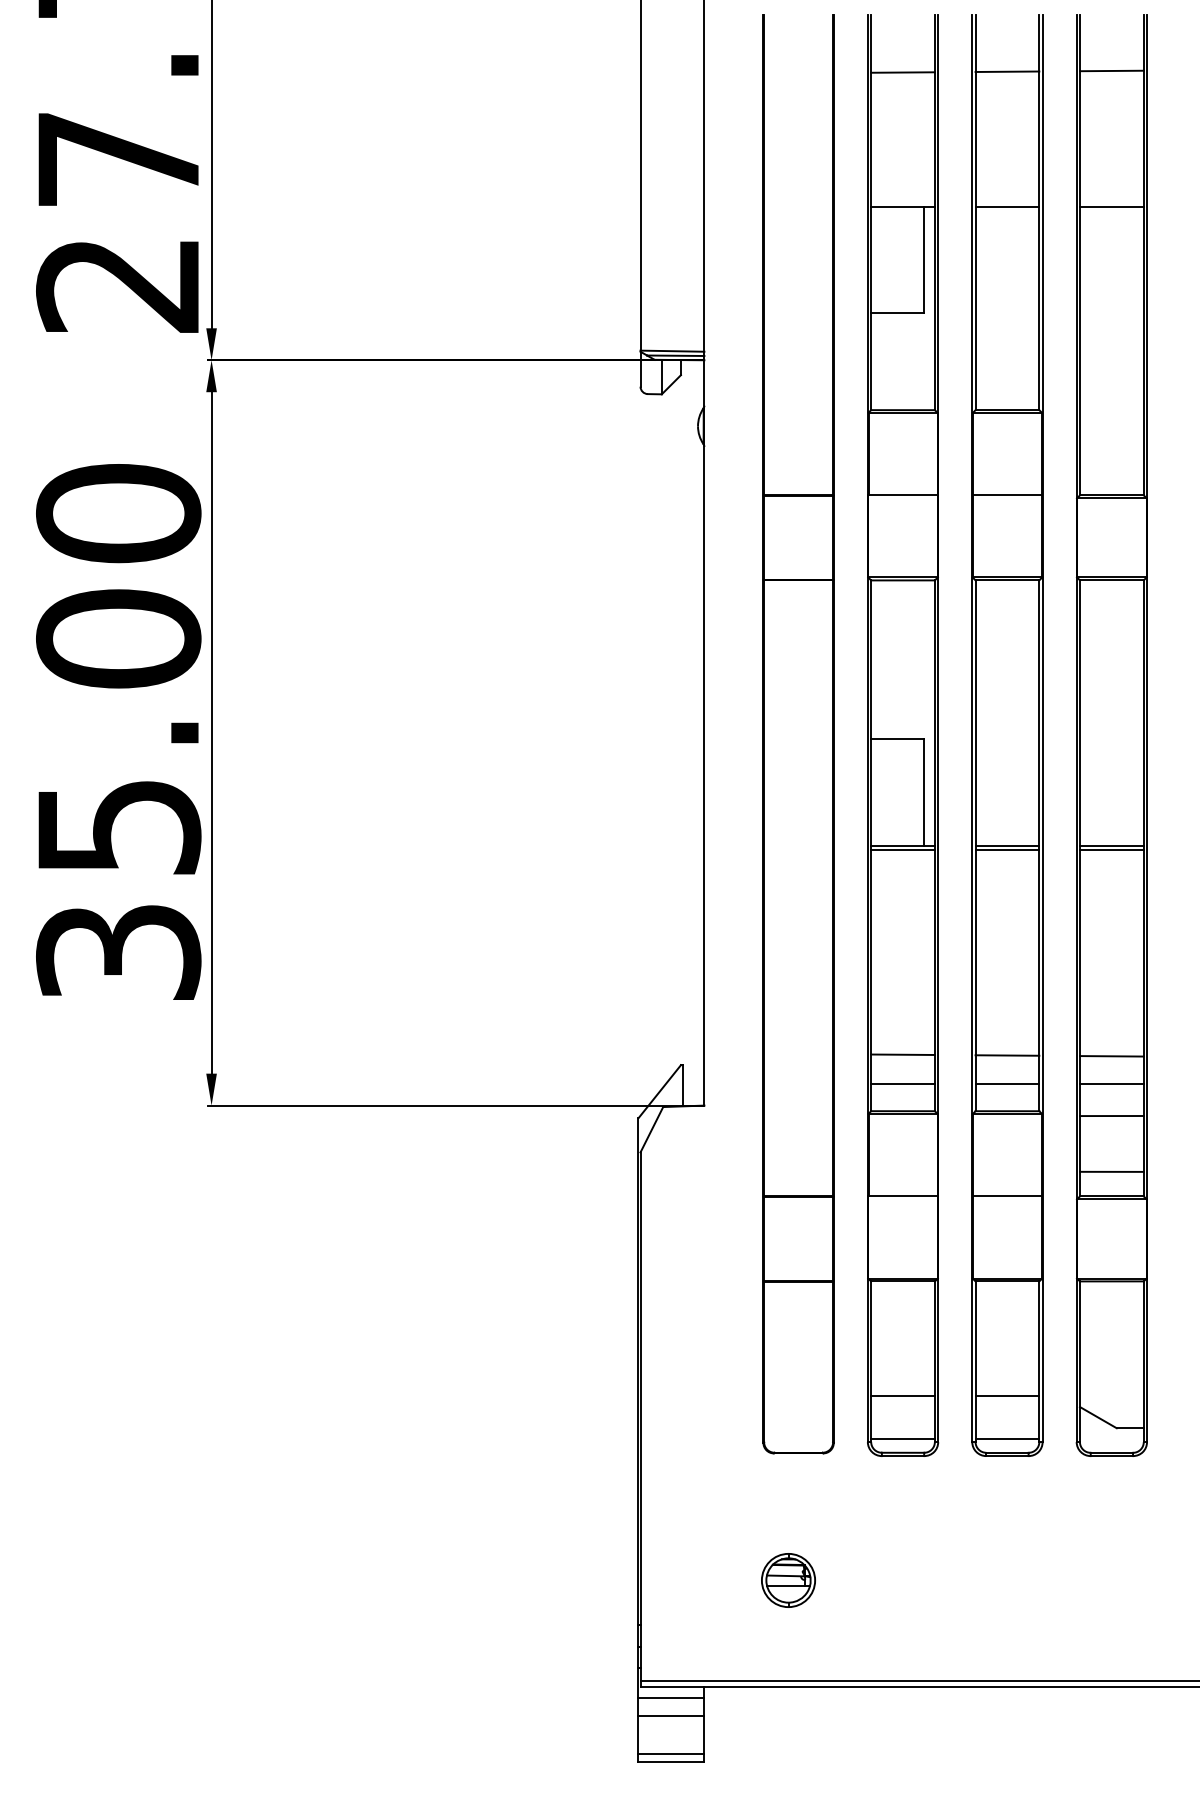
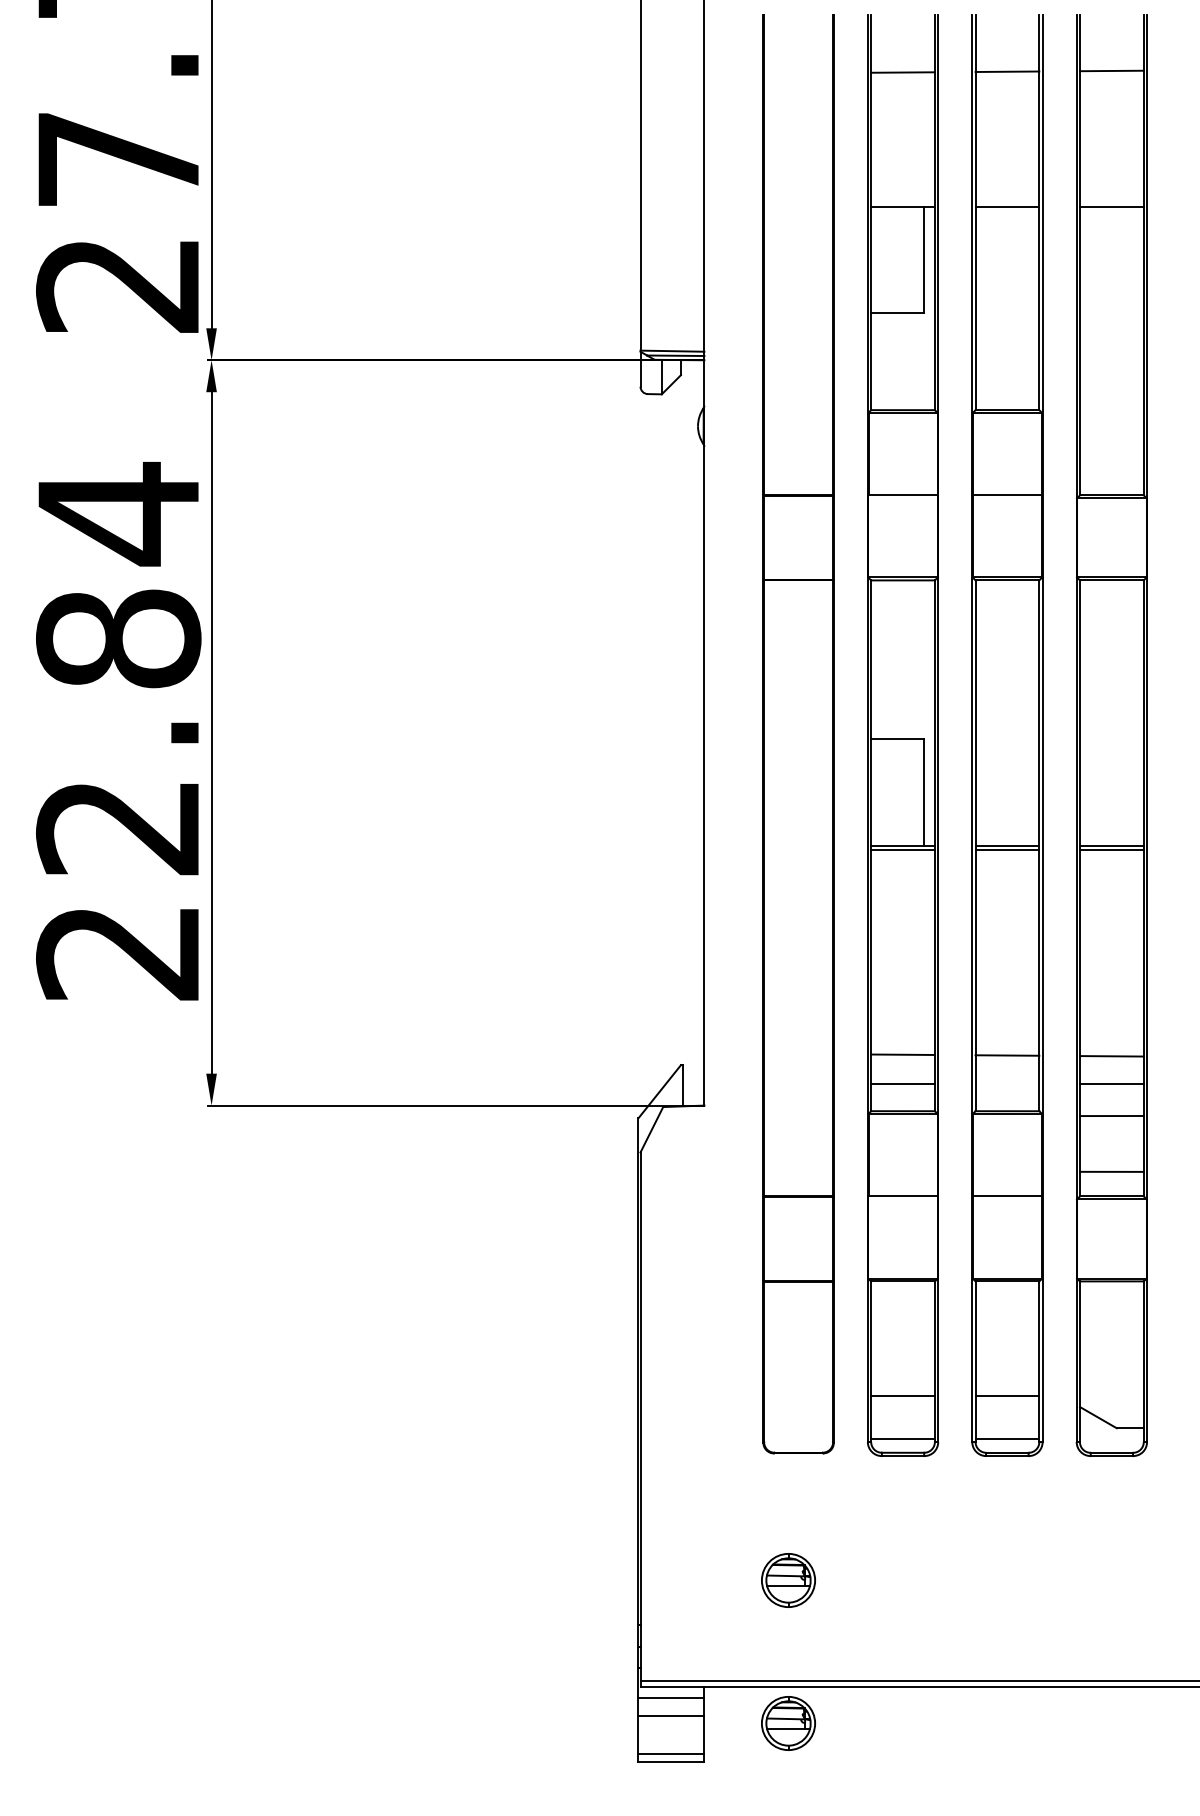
text: 35.00 -> 22.84 (118, 731)
line: present -> none (1007, 1083)
part: none -> present (788, 1723)
